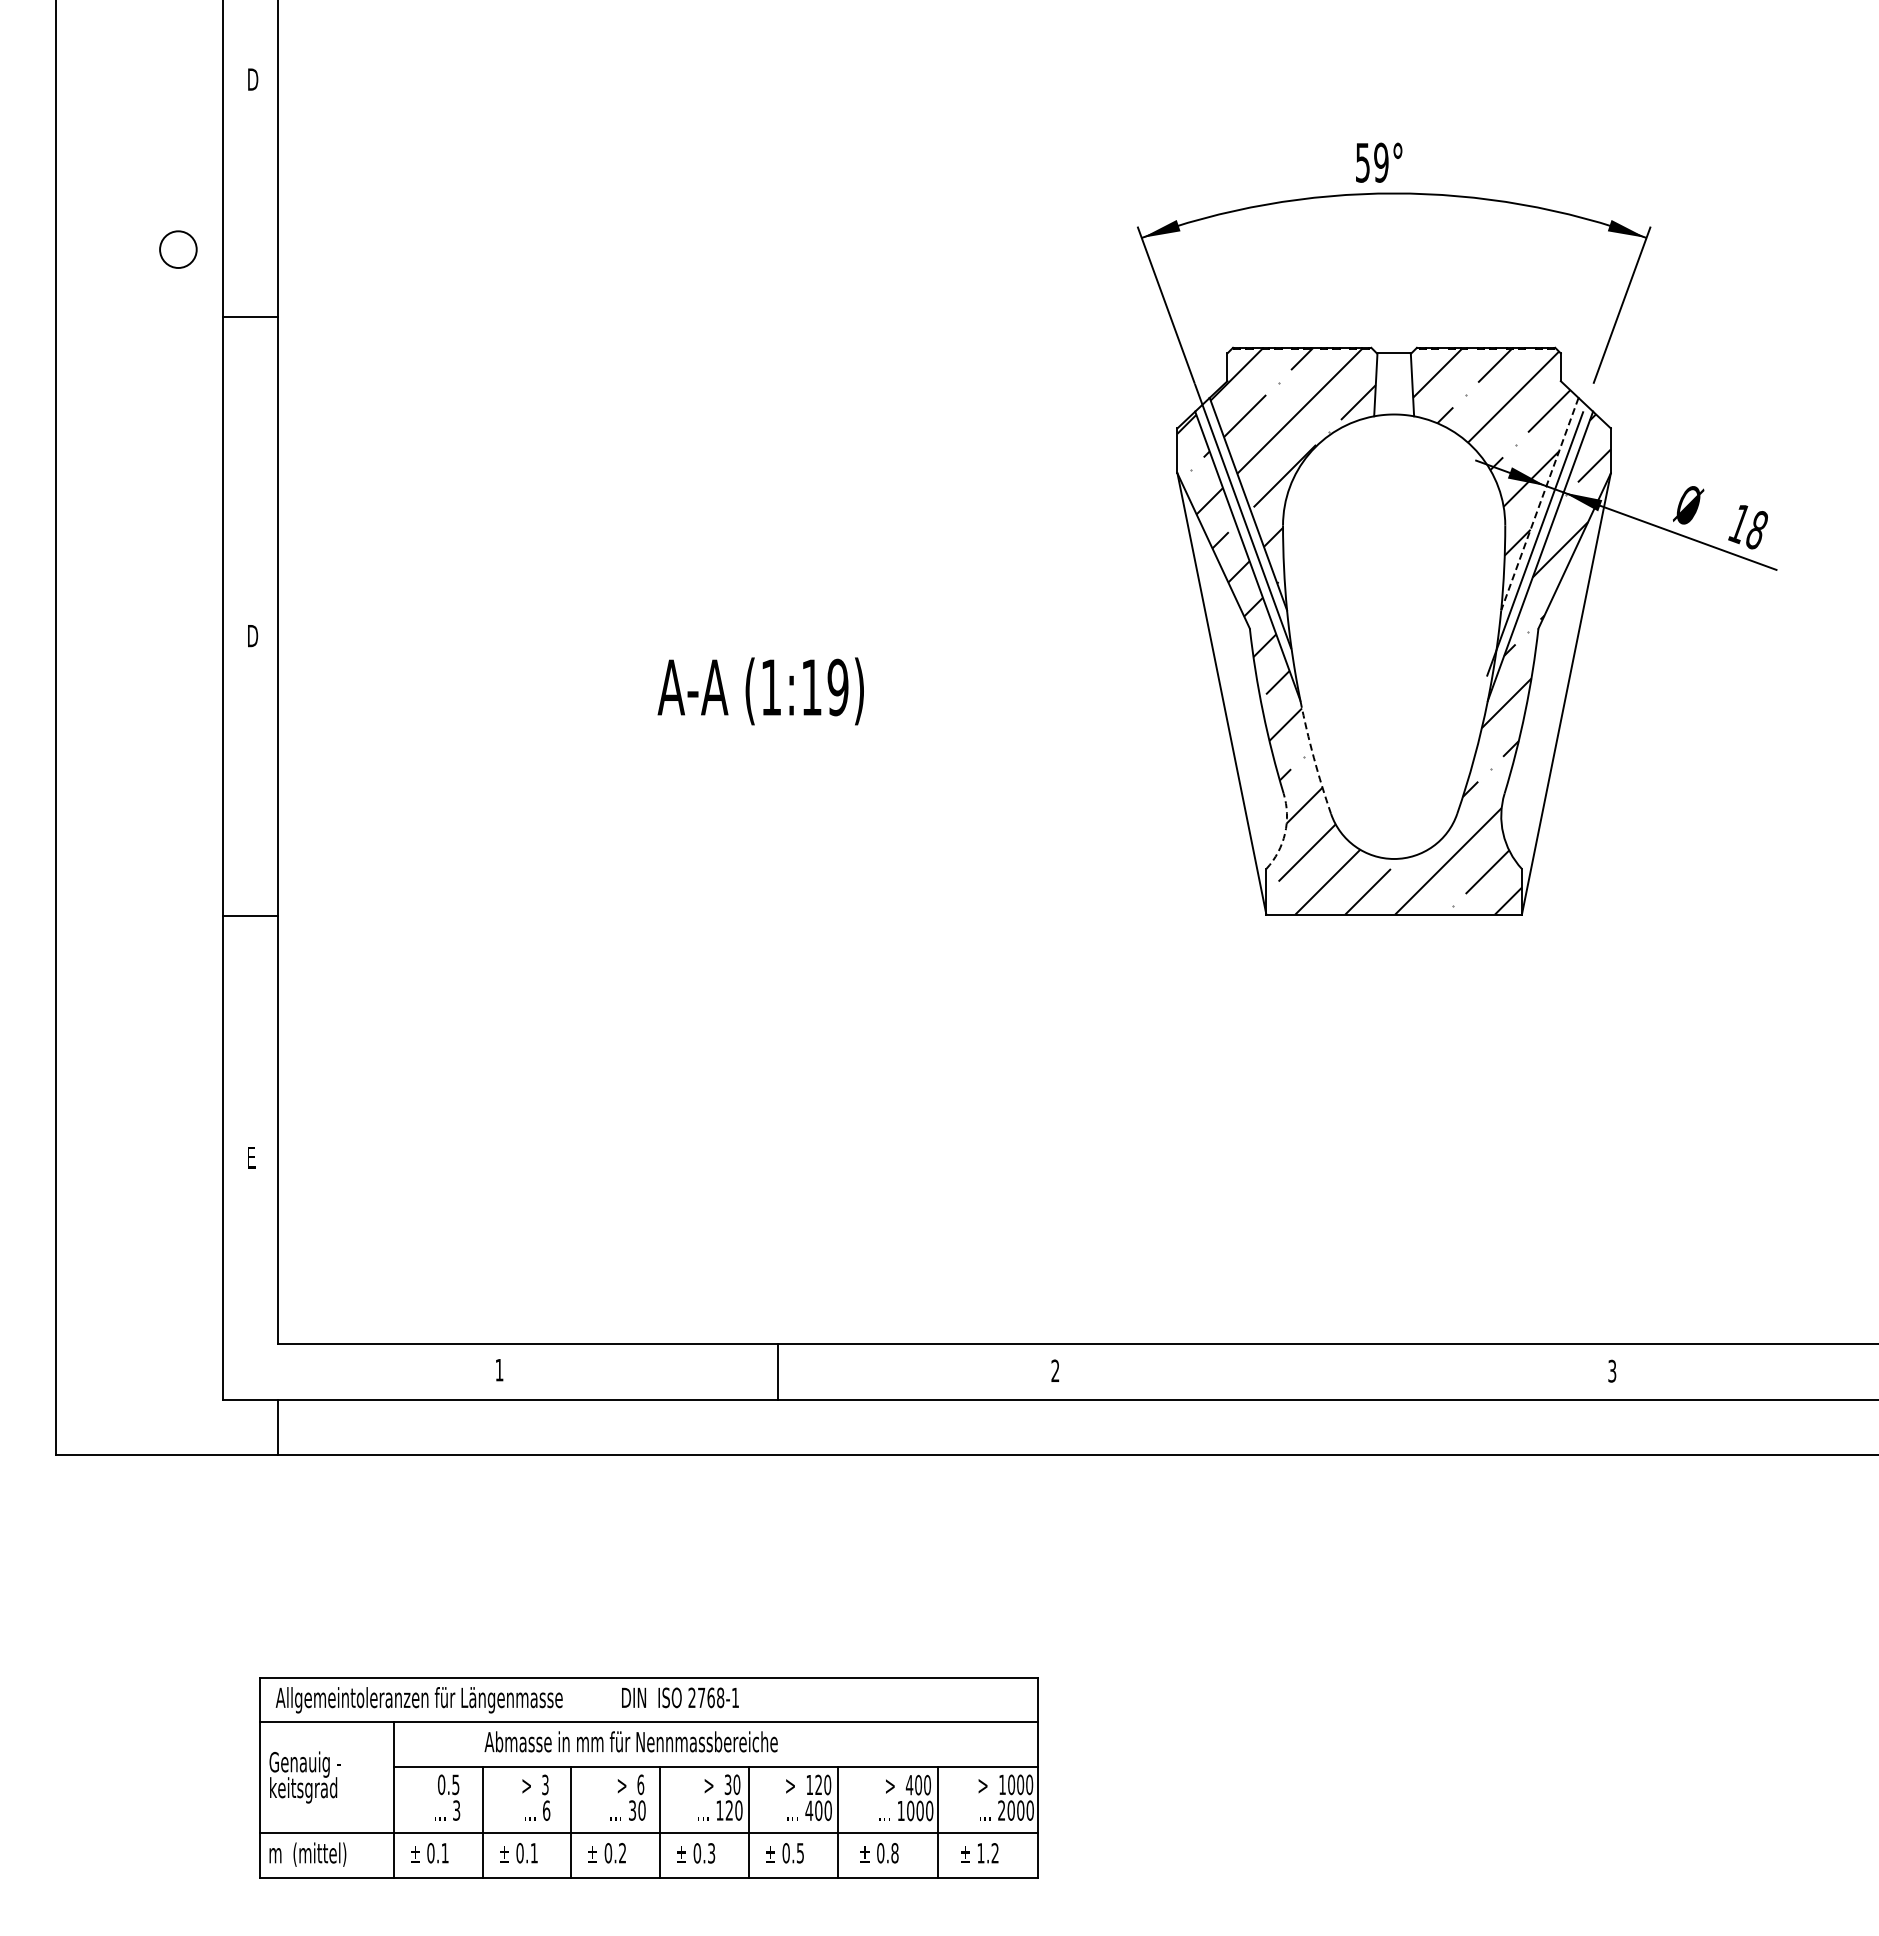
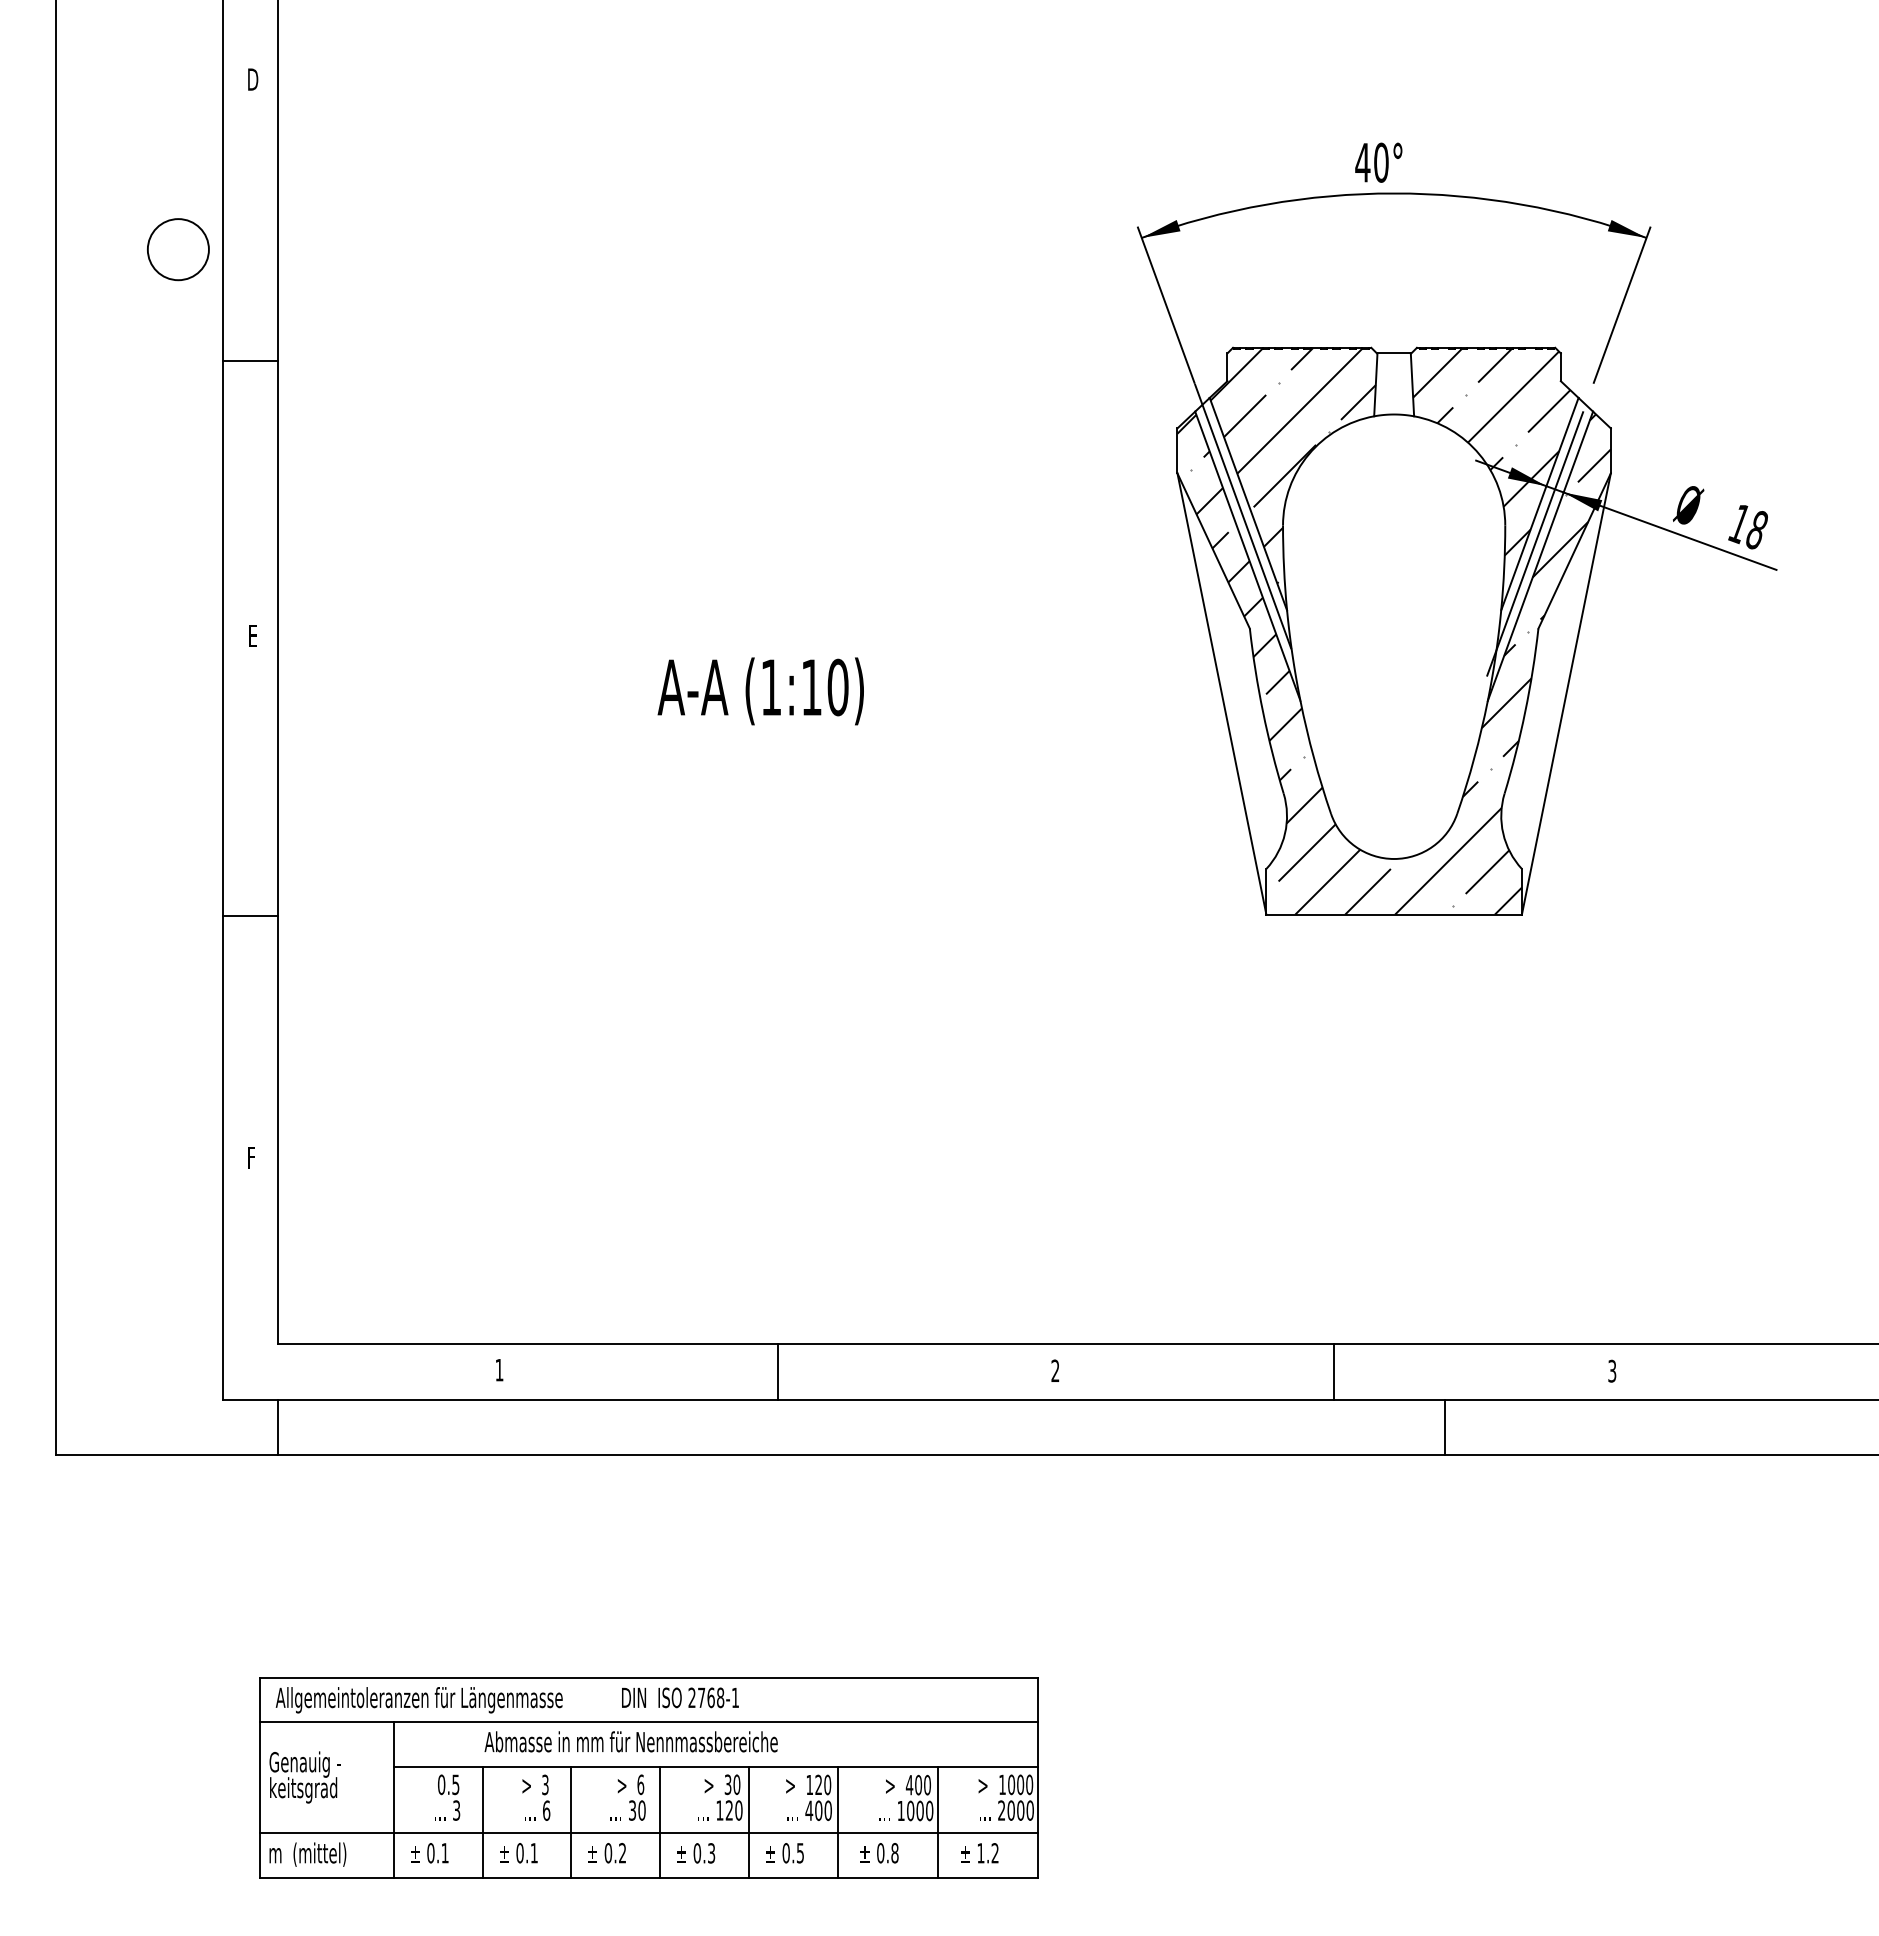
text: 59° -> 40° (1371, 162)
circle diameter: 37 px -> 61 px (177, 249)
line position: (250, 316) -> (250, 360) (250, 360)
line: dashed -> solid (1539, 504)
text: D -> E (253, 636)
text: (1:19) -> (1:10) (837, 687)
arc: dashed -> solid (1313, 757)
arc: dashed -> solid (1285, 833)
text: E -> F (252, 1158)
line: none -> present (1334, 1371)
line: none -> present (1445, 1427)
